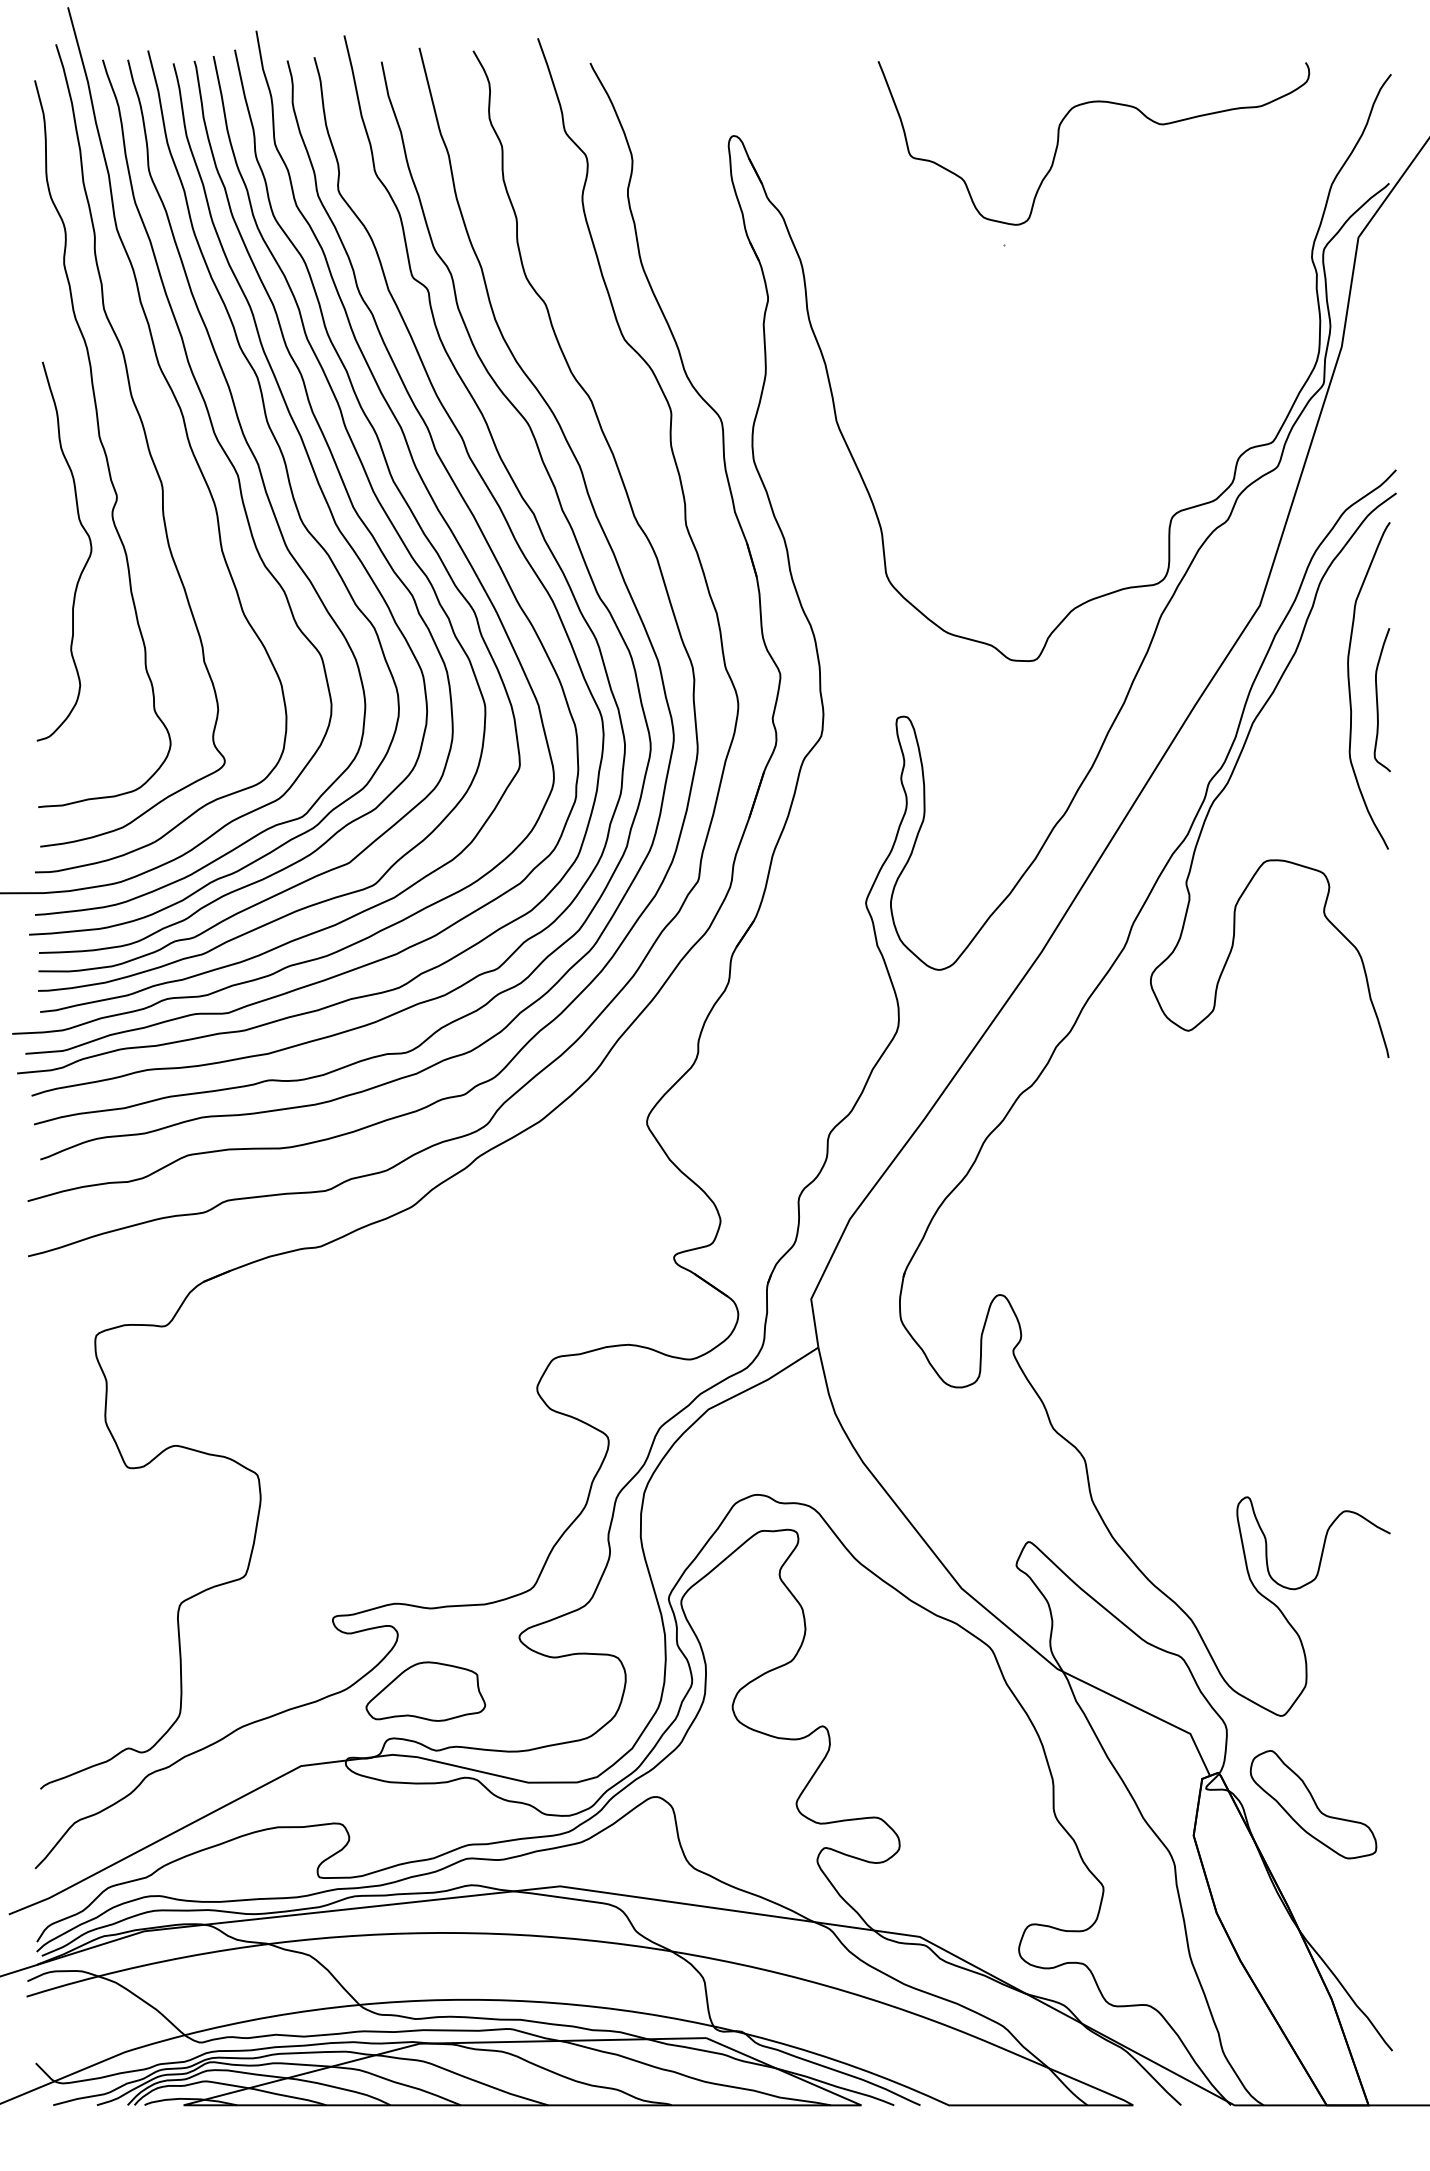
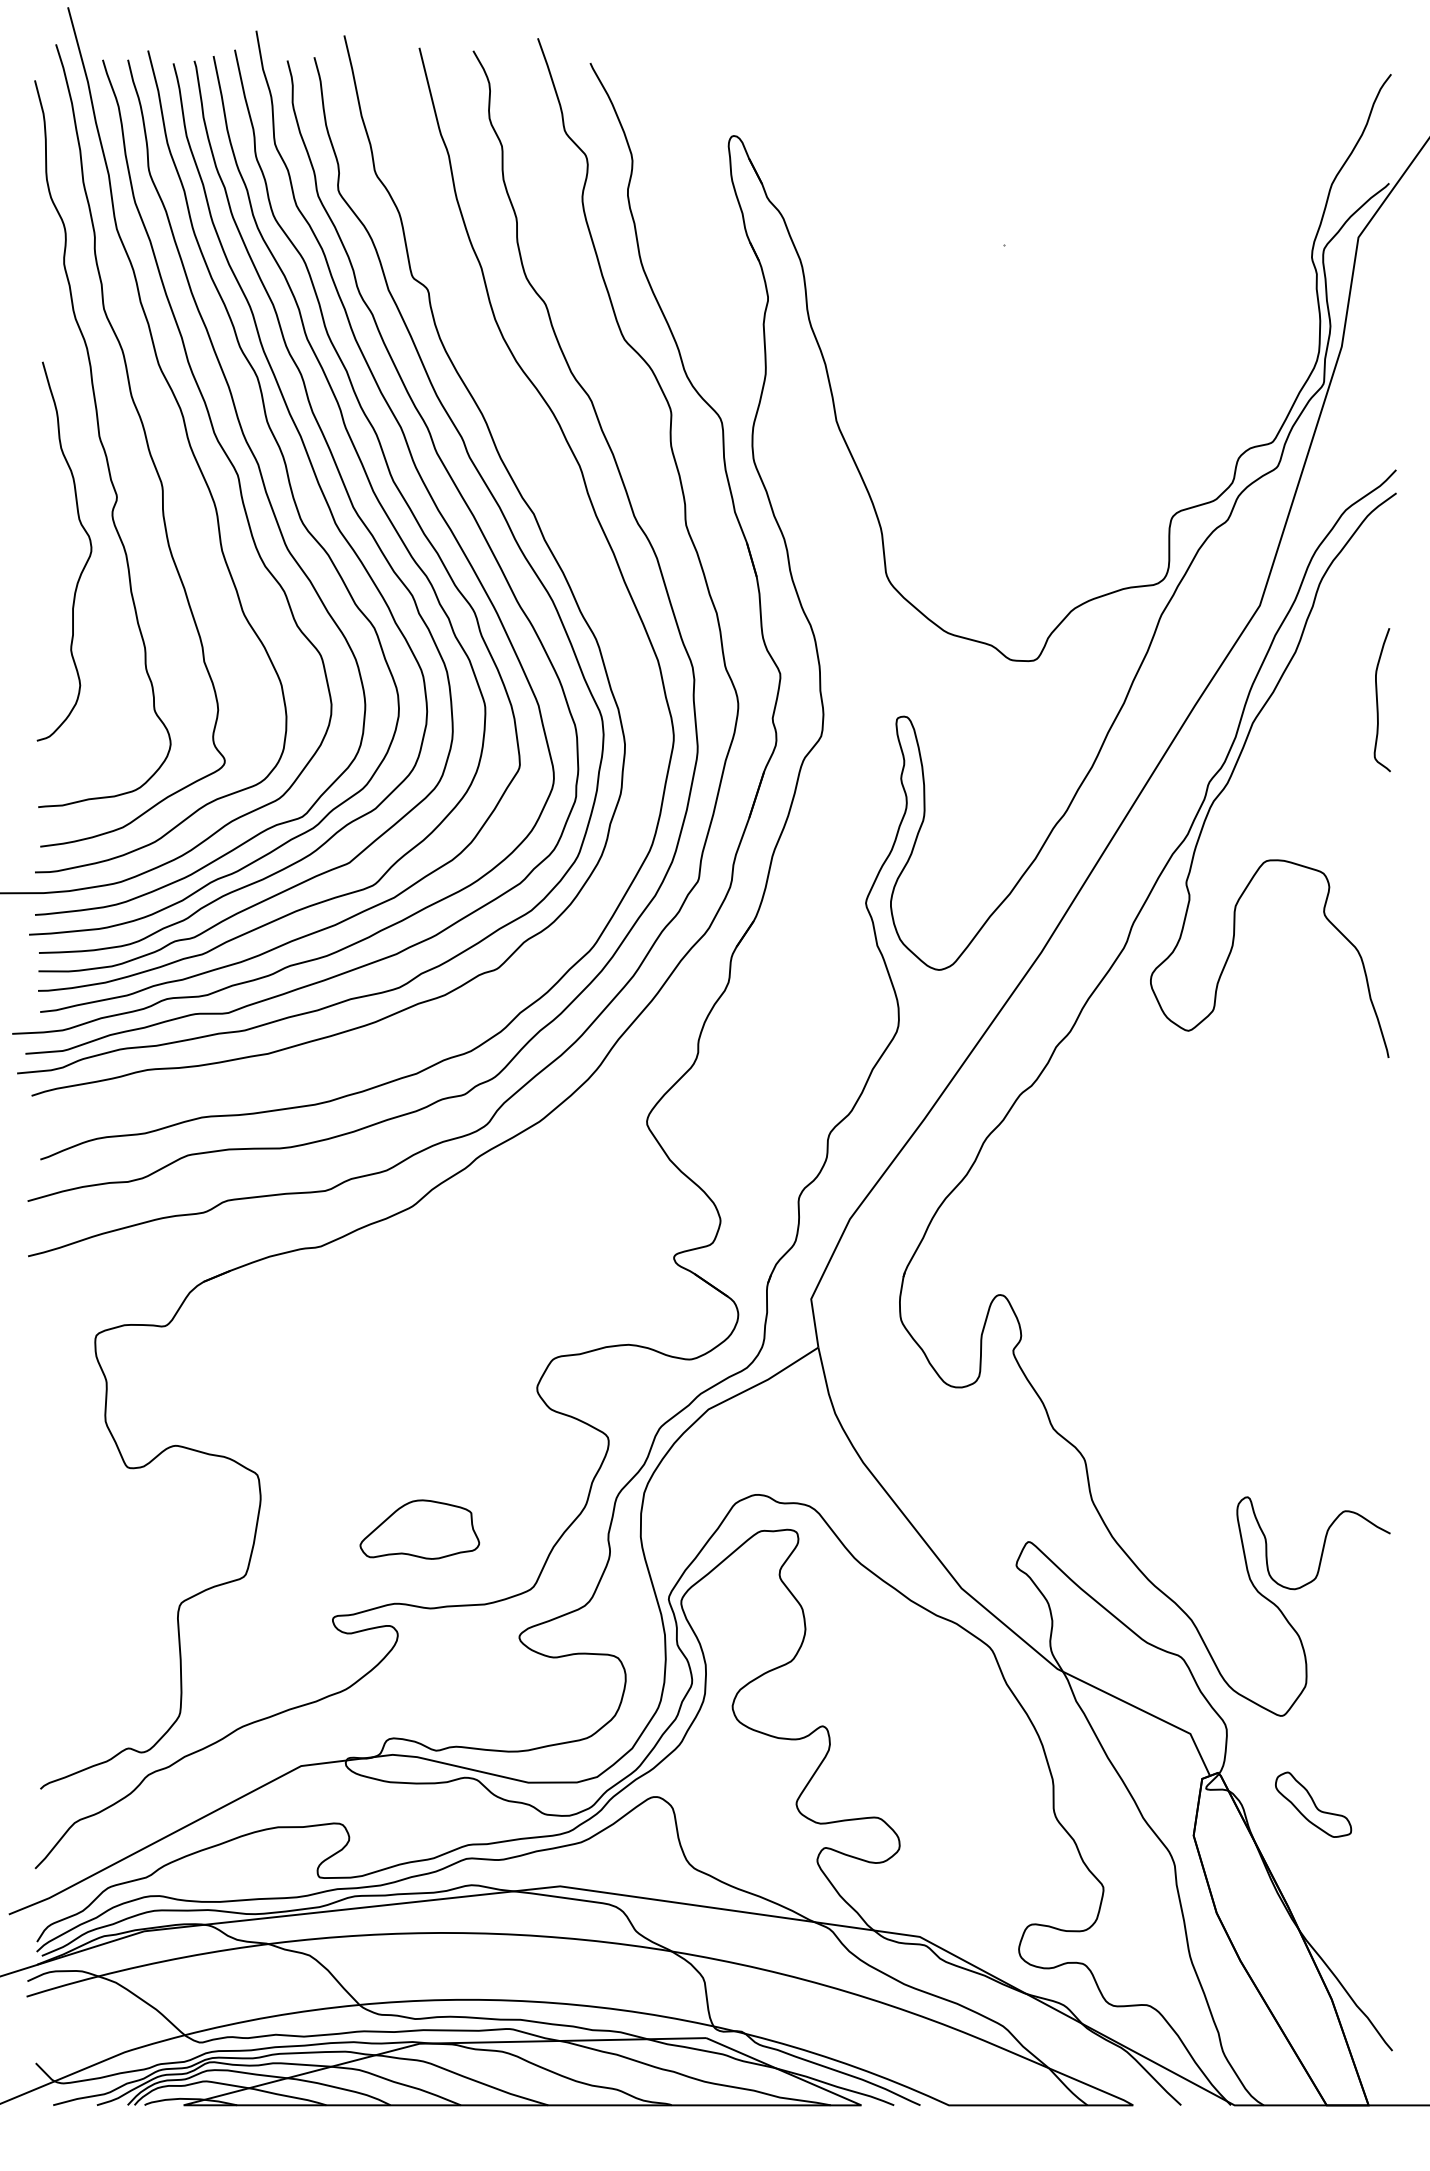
curve: present -> none (1059, 138)
curve: present -> none (560, 508)
curve: present -> none (1350, 686)
part position: (425, 1691) -> (419, 1529) (419, 1529)
part size: 129x110 px -> 78x67 px (1313, 1804)
